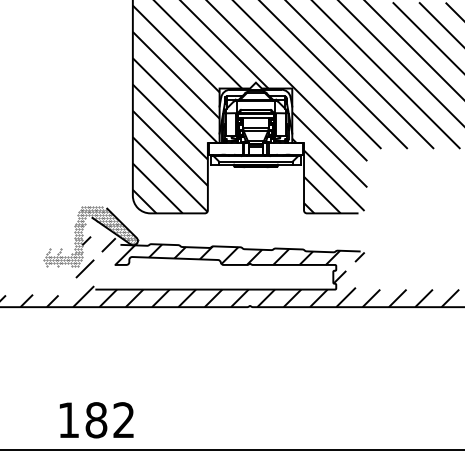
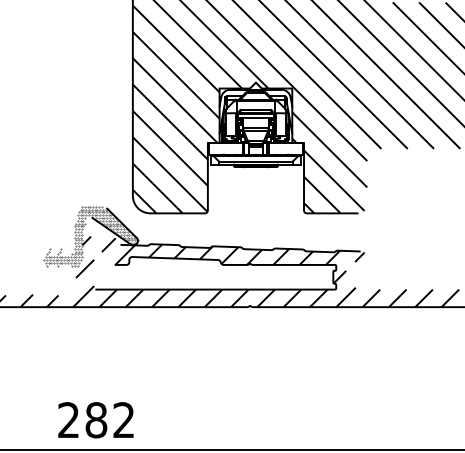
text: 182 -> 282 (68, 419)
